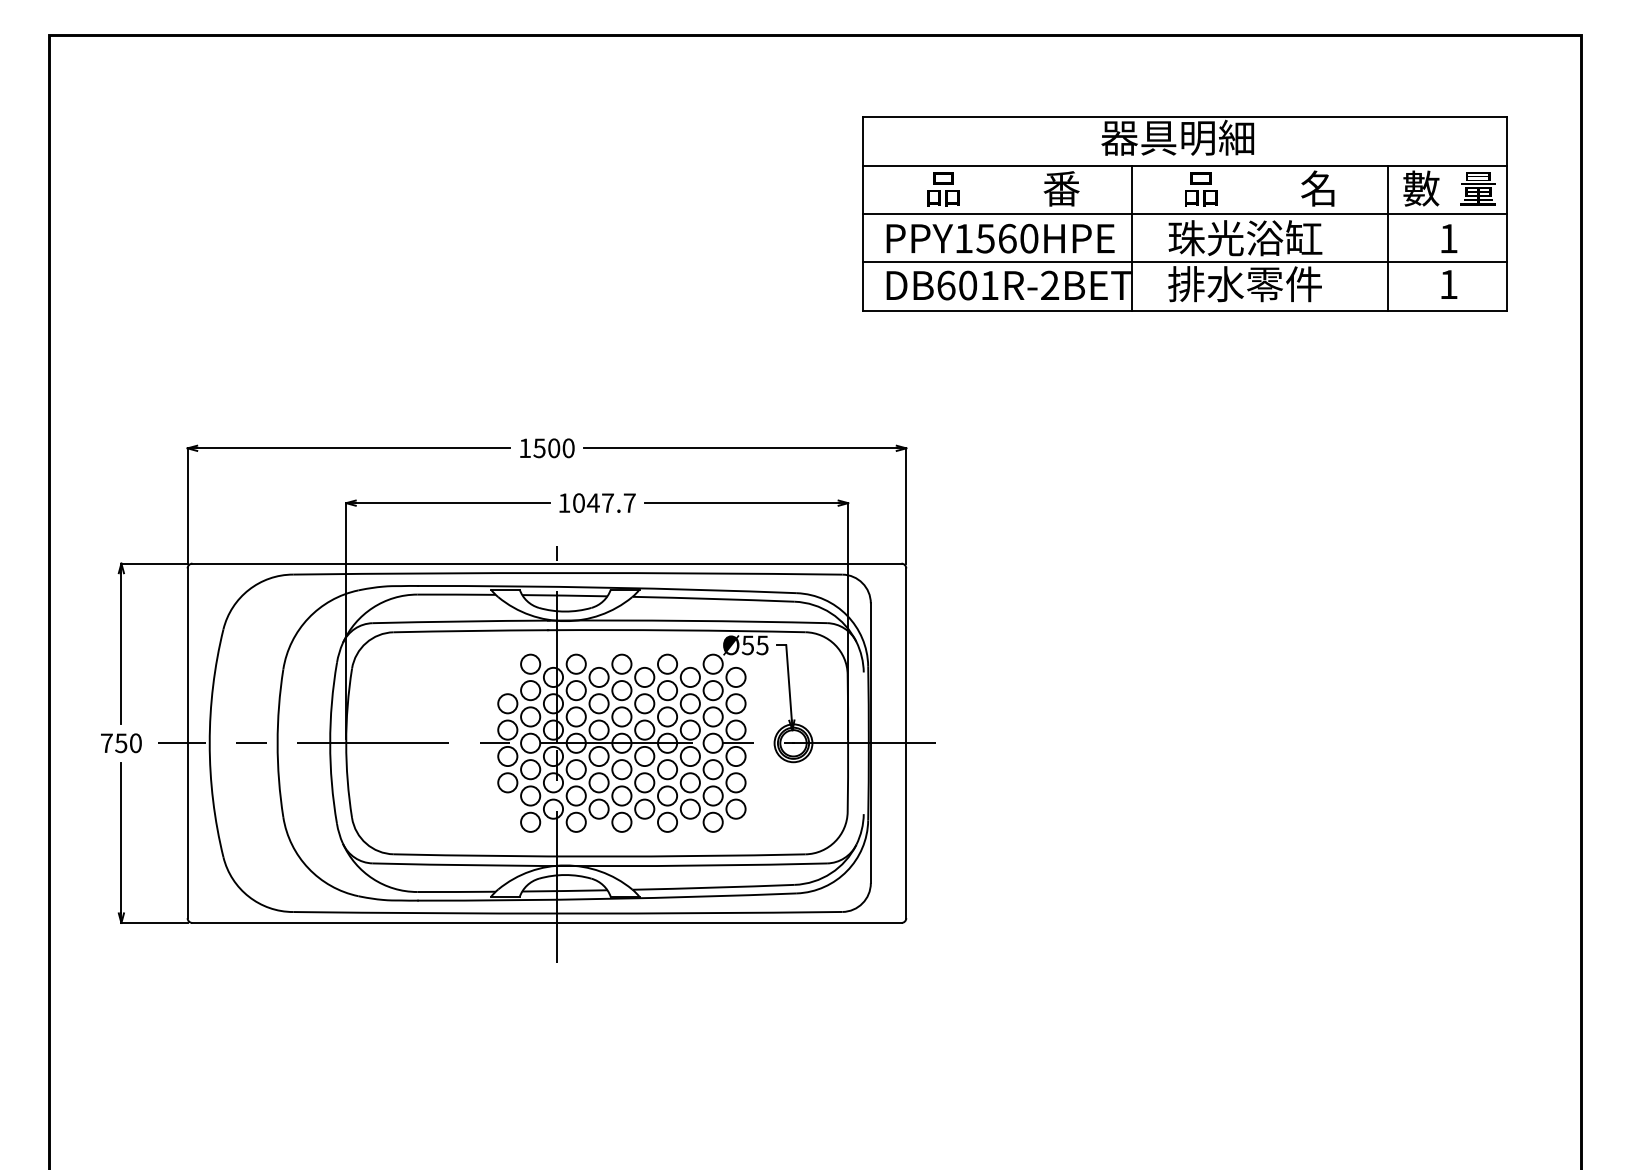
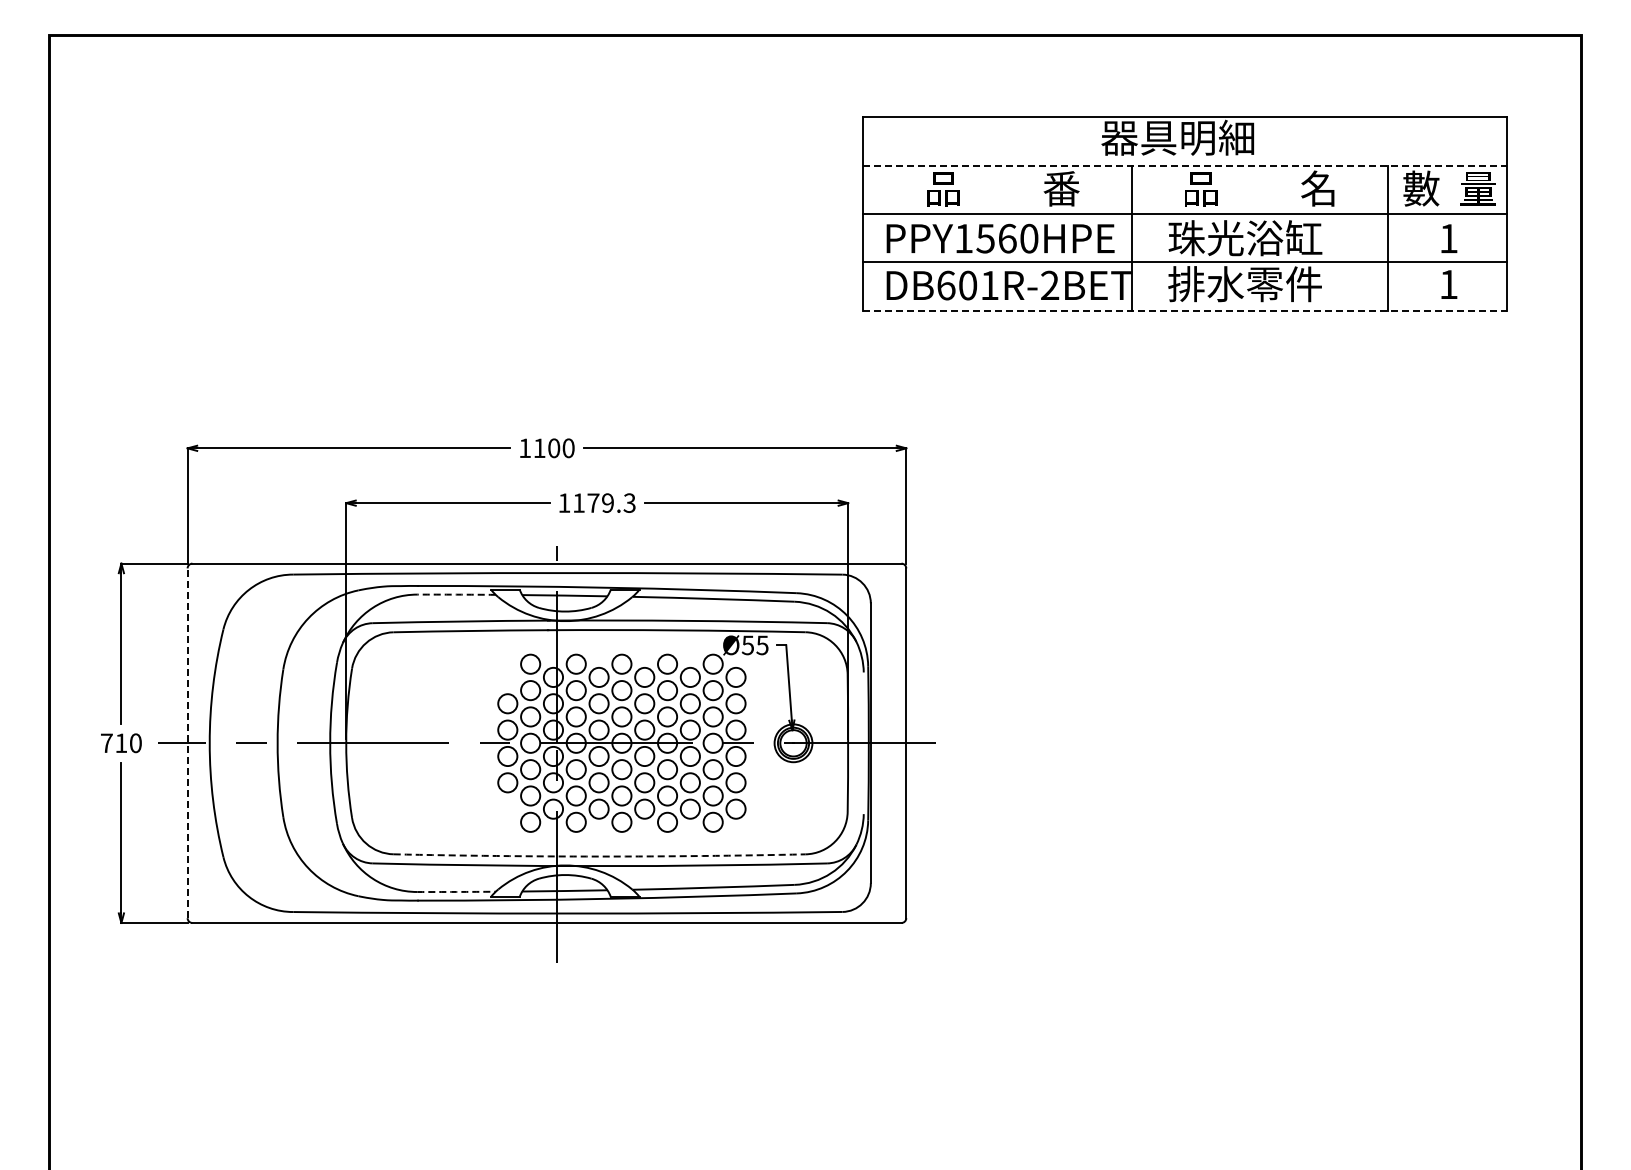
line: solid -> dashed (1185, 165)
line: solid -> dashed (1185, 310)
text: 1500 -> 1100 (539, 448)
text: 1047.7 -> 1179.3 (604, 502)
arc: solid -> dashed (456, 594)
text: 750 -> 710 (121, 743)
line: solid -> dashed (187, 743)
arc: solid -> dashed (599, 856)
arc: solid -> dashed (456, 891)
